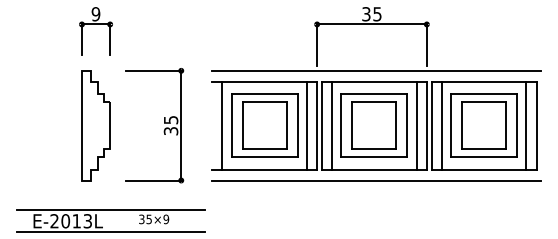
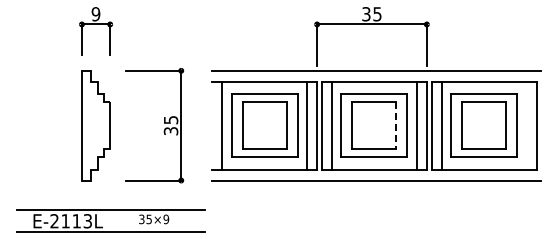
line: solid -> dashed (396, 125)
line: present -> none (526, 125)
text: E-2013L -> E-2113L (65, 221)
